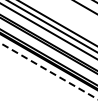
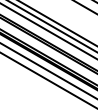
line: dashed -> solid (49, 71)
line: none -> present (47, 79)
